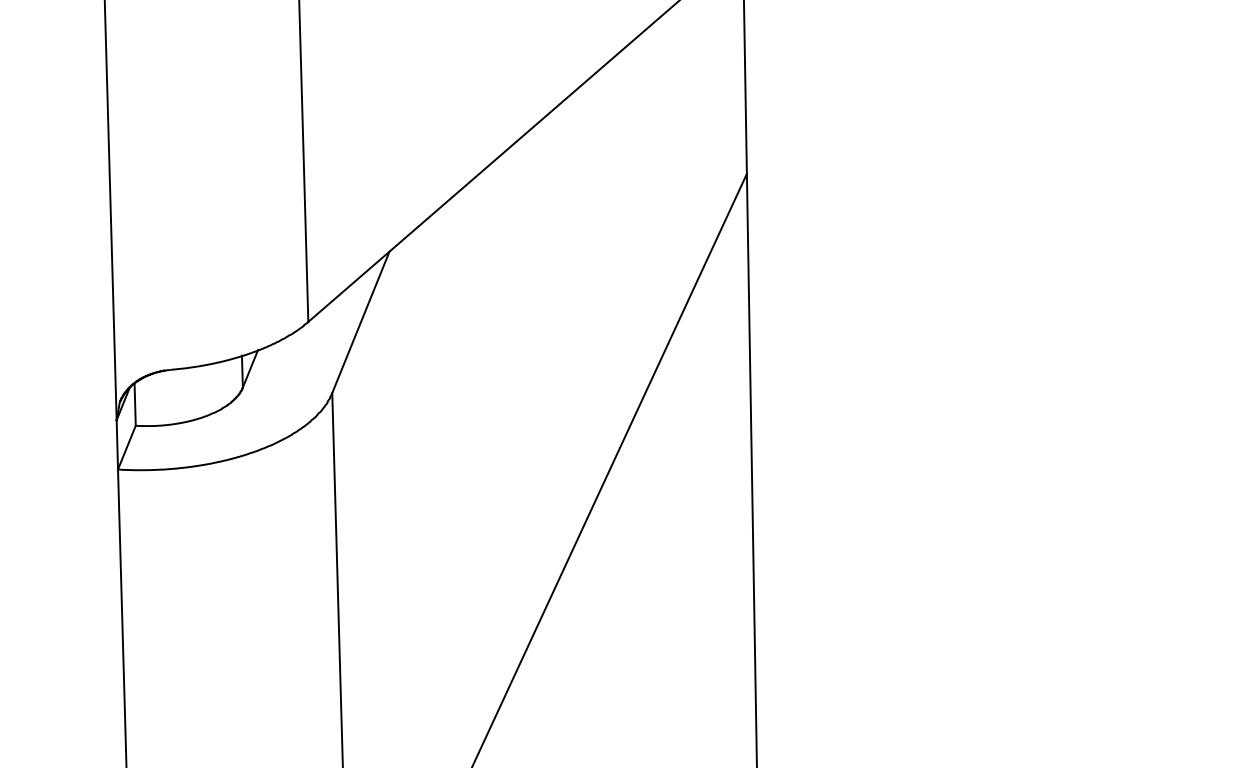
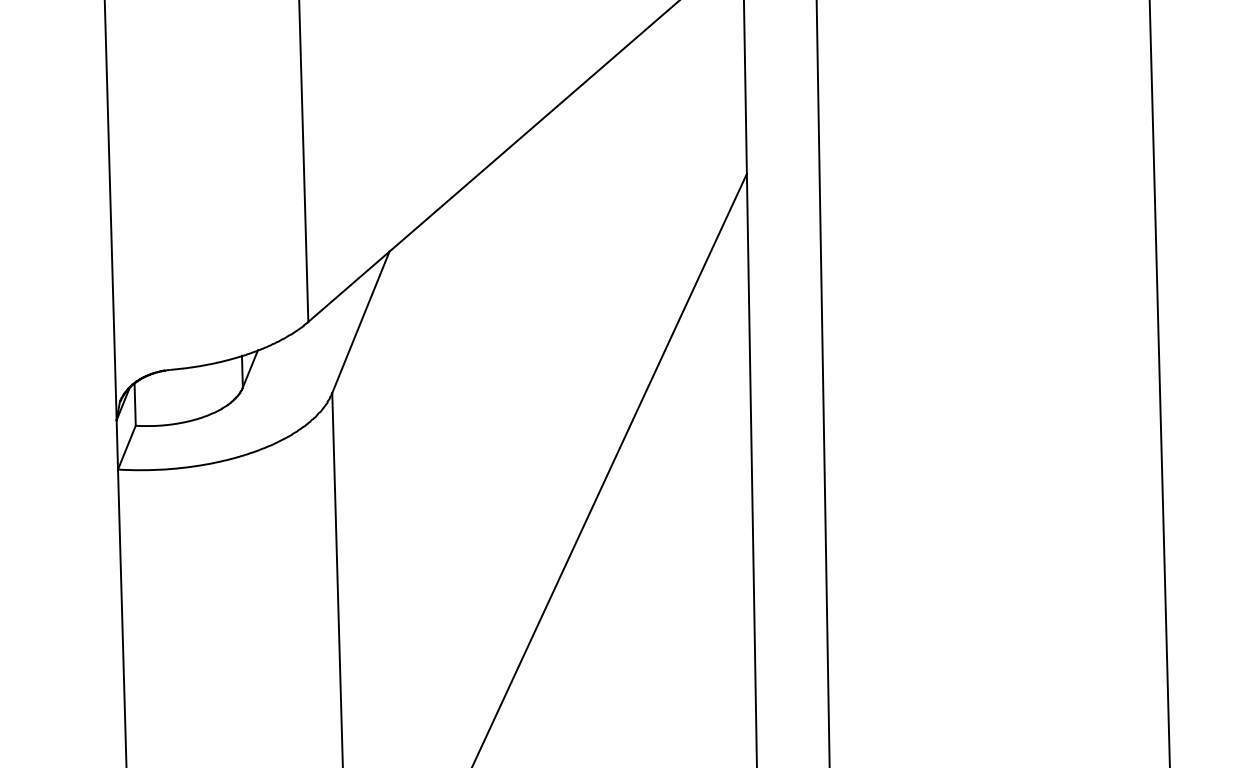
line: none -> present (822, 383)
line: none -> present (1159, 383)
